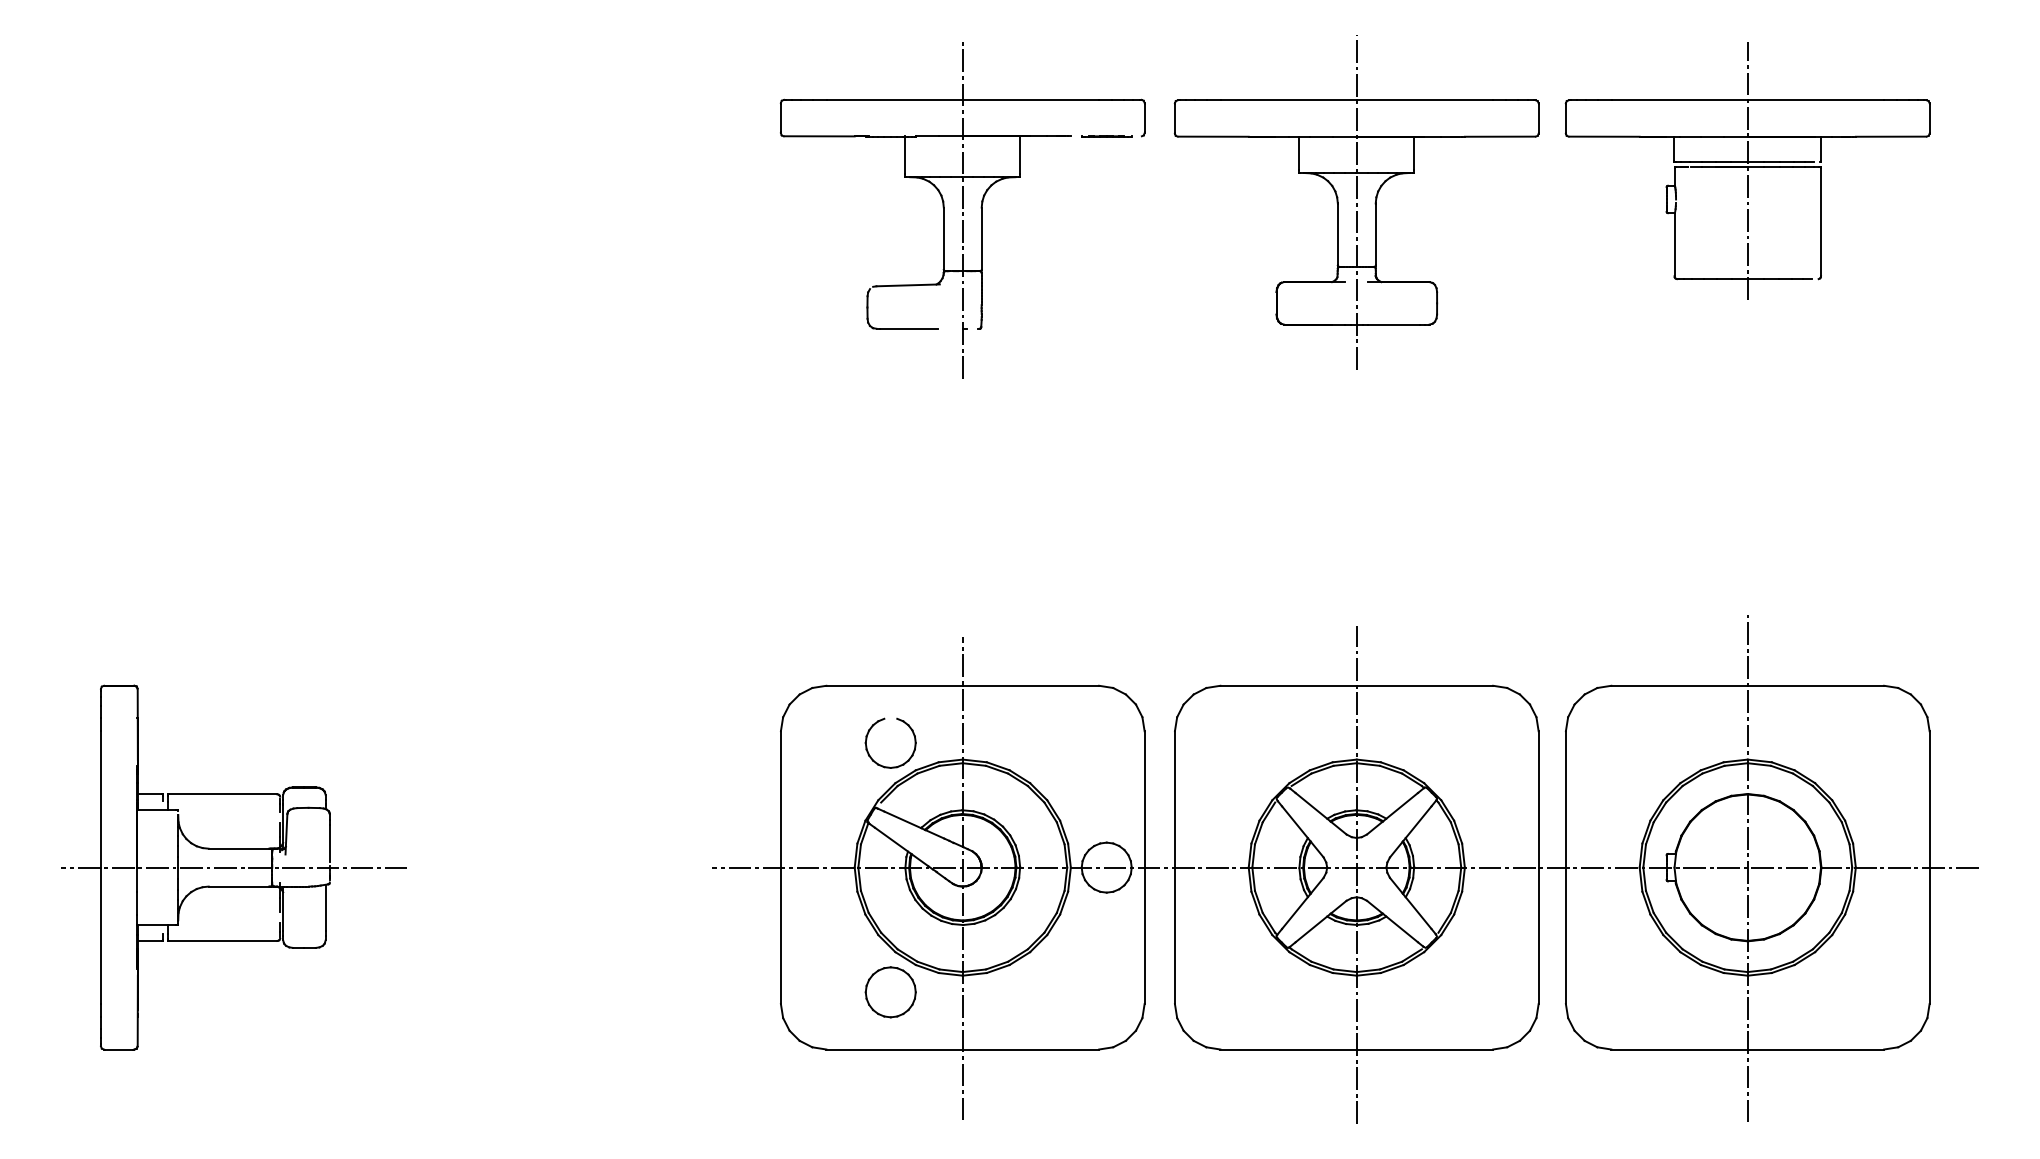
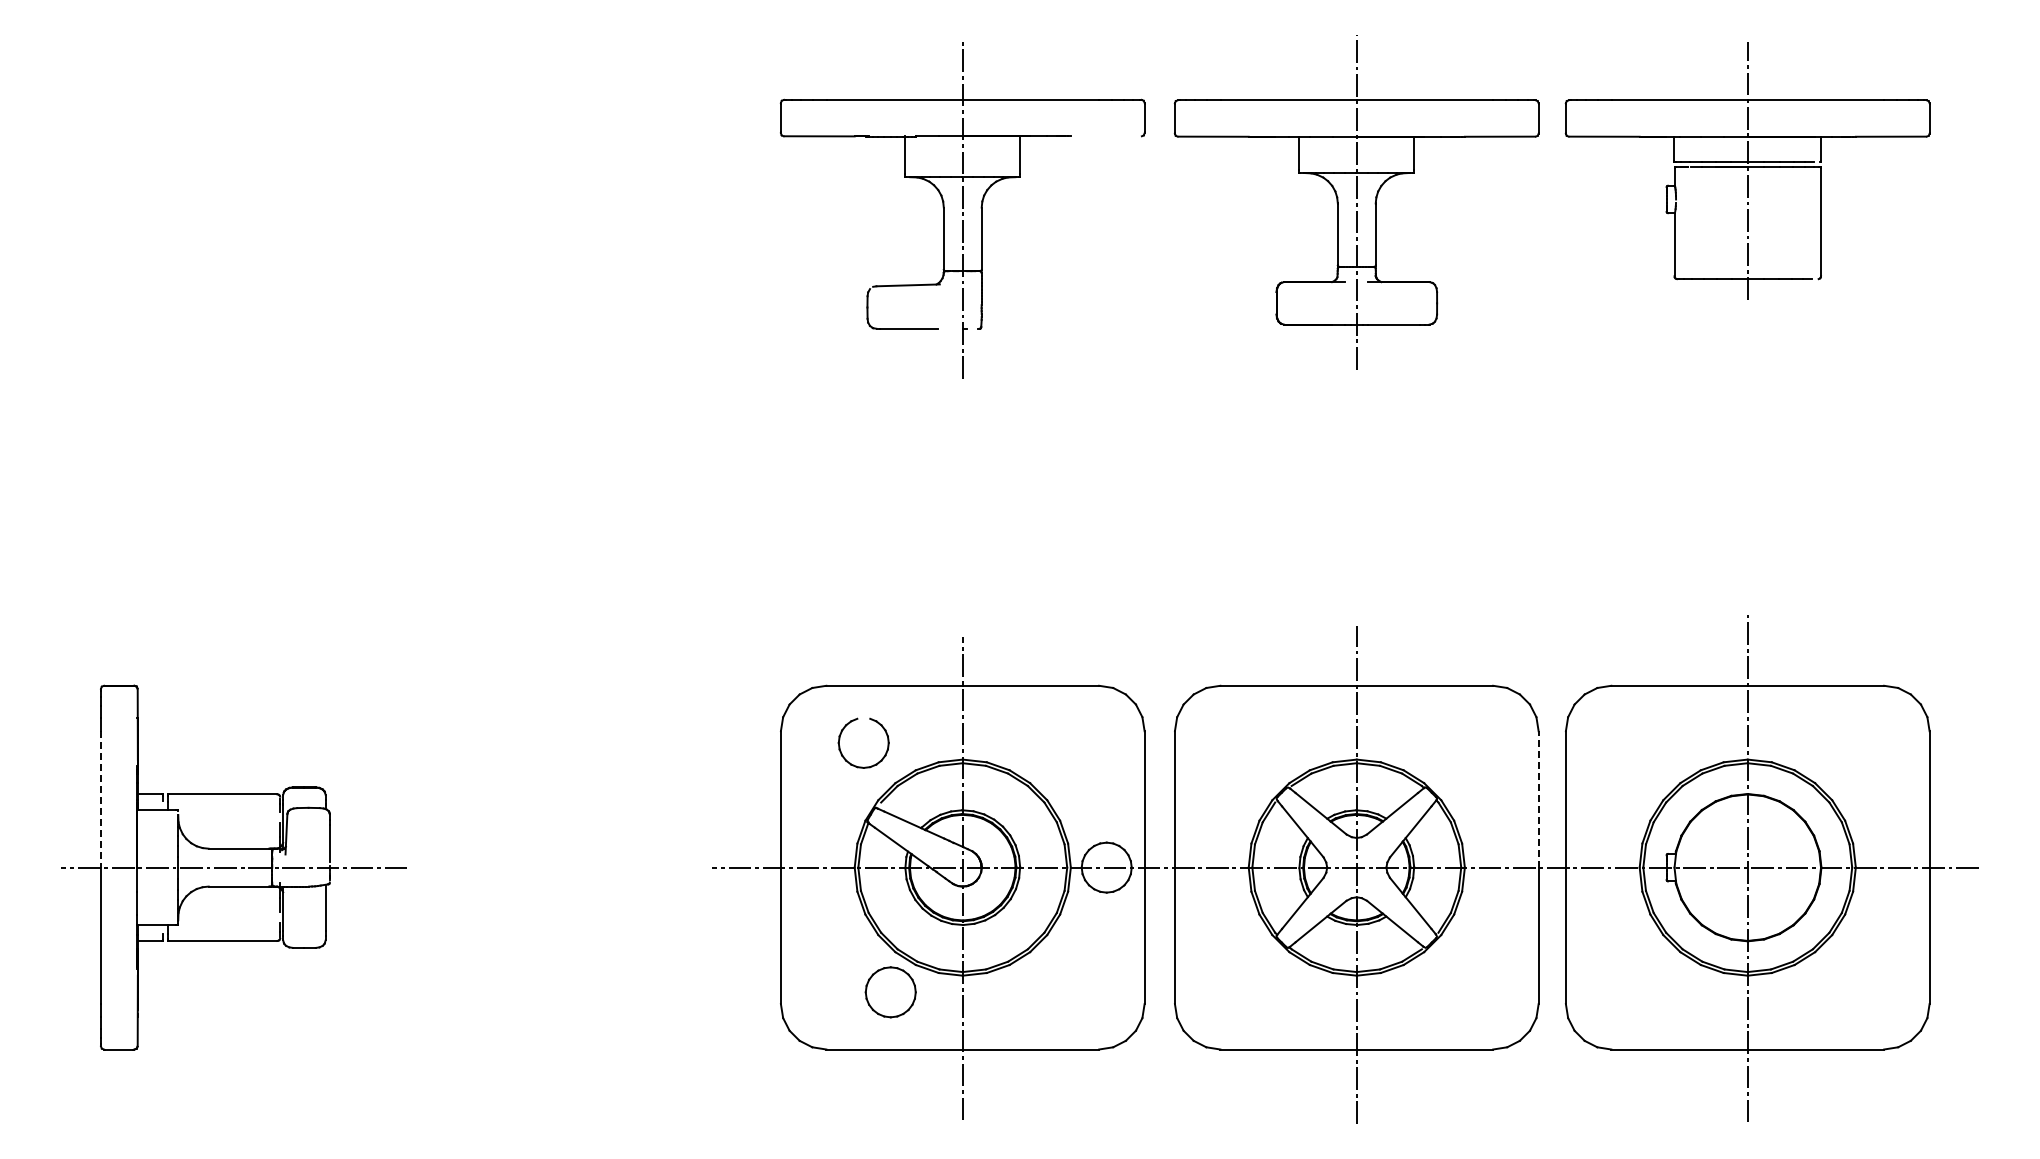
line: present -> none (1106, 136)
part position: (877, 723) -> (850, 723) (850, 723)
line: solid -> dashed (1538, 798)
line: solid -> dashed (100, 800)
